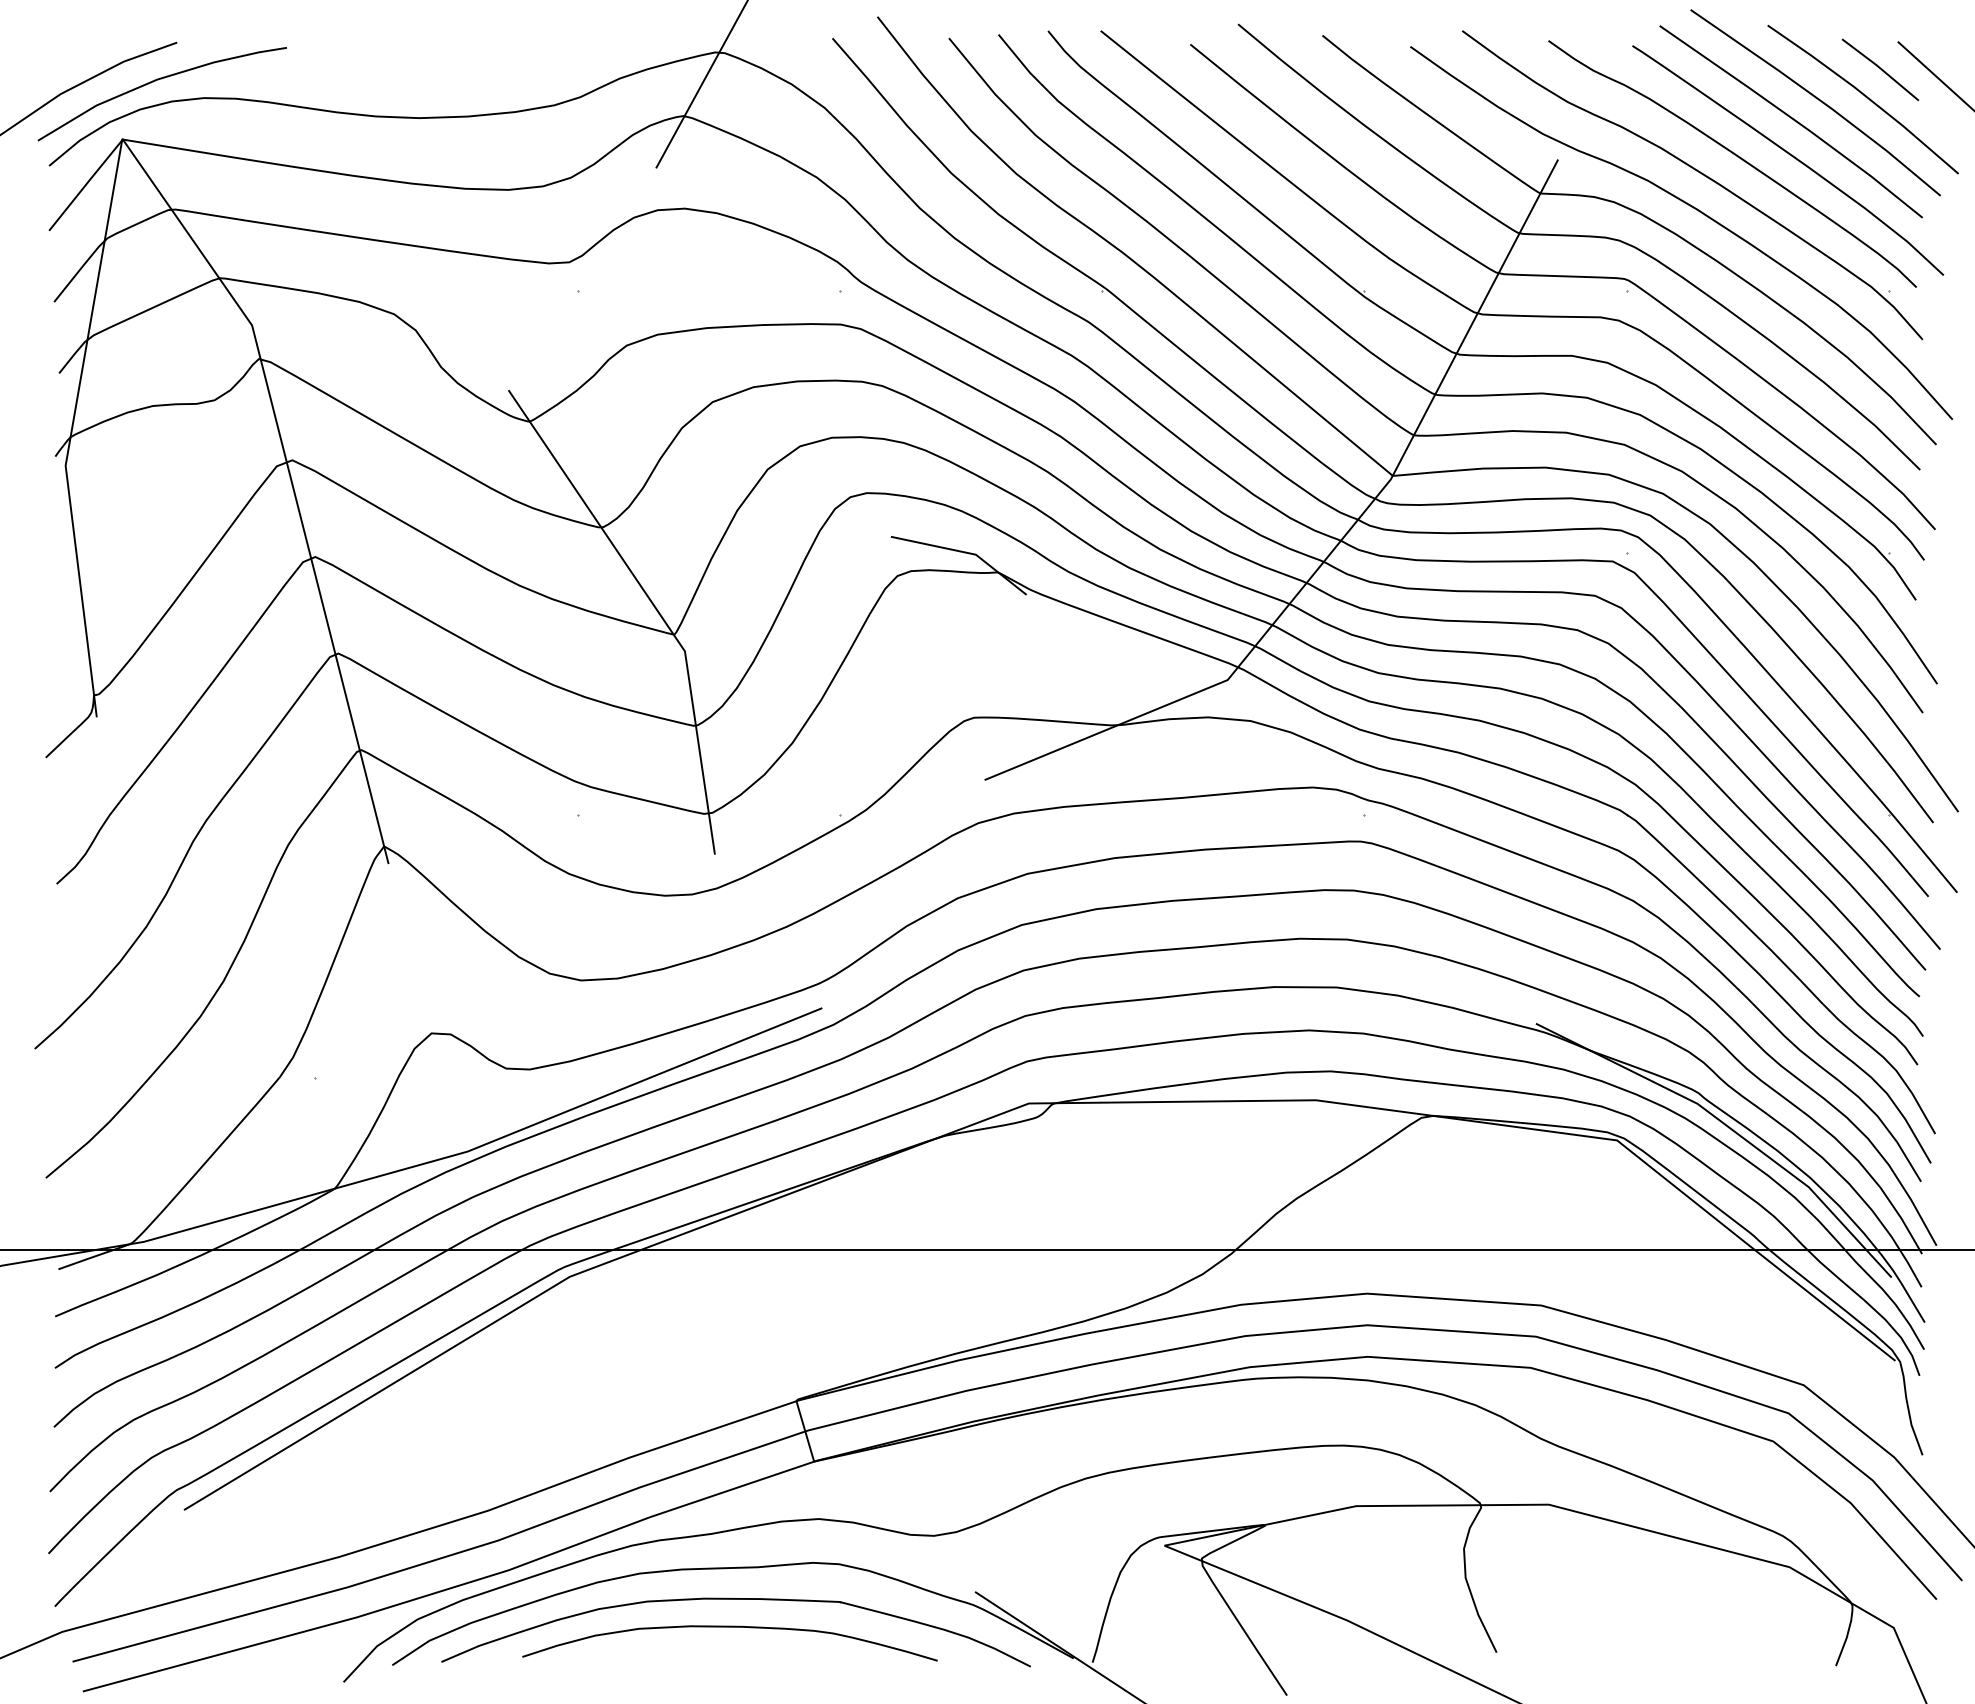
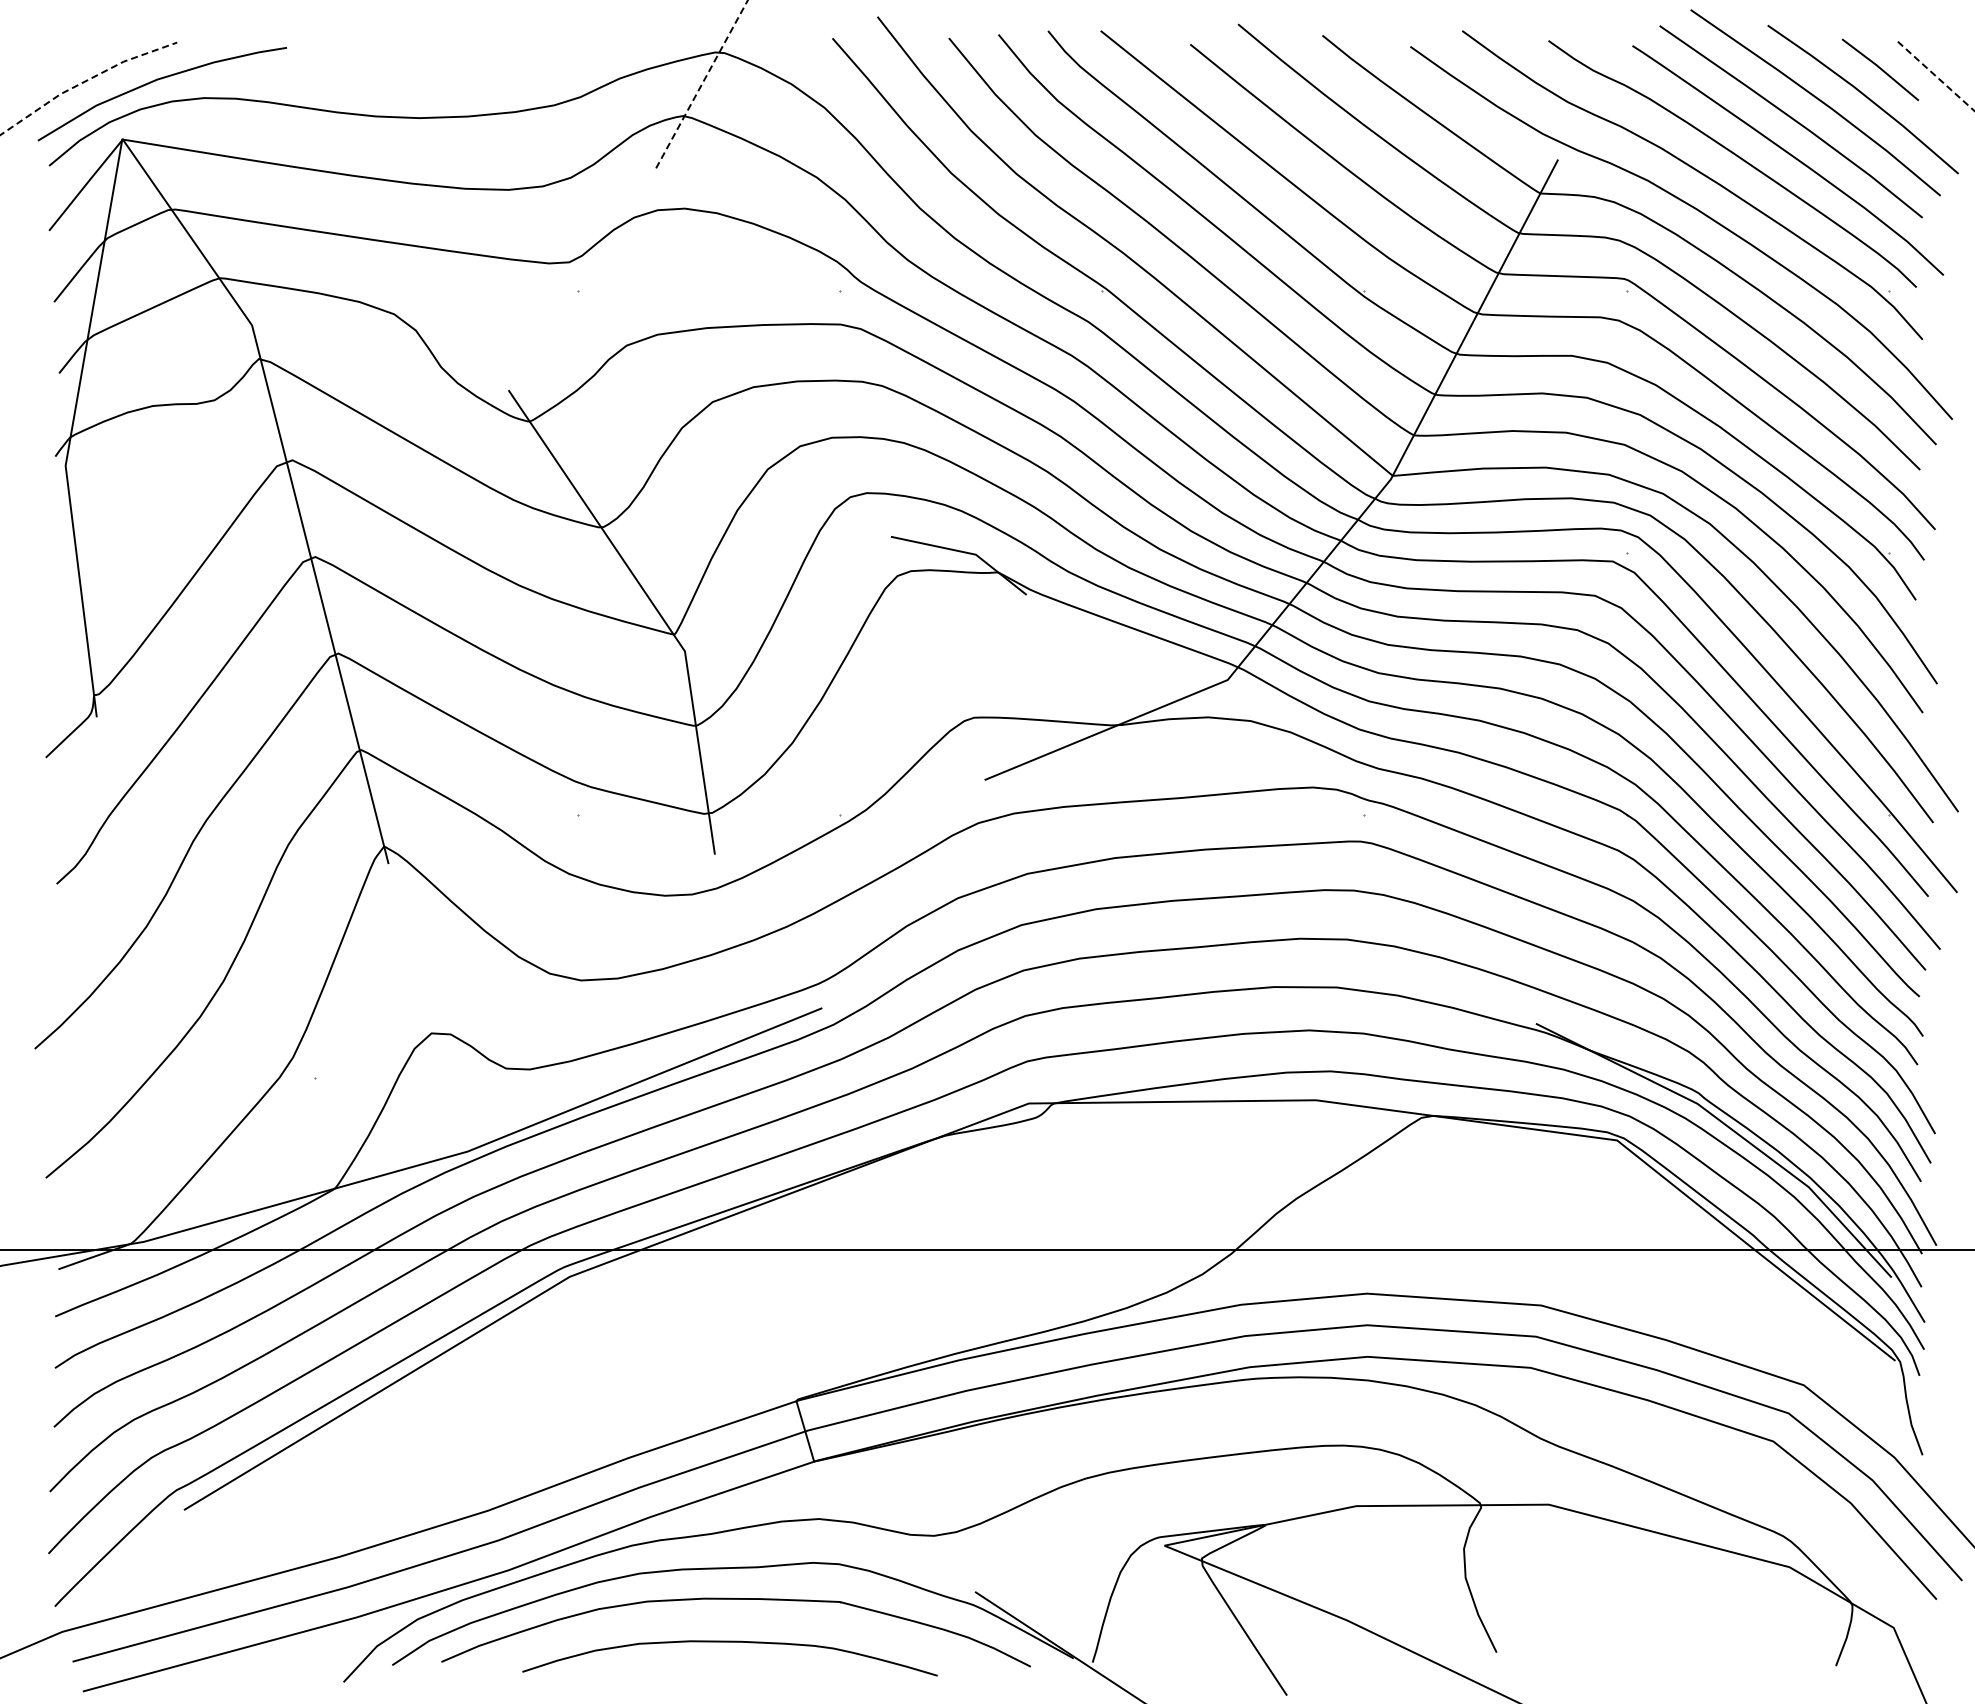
line: solid -> dashed (1936, 76)
line: solid -> dashed (84, 81)
line: solid -> dashed (702, 84)
curve position: (729, 1627) -> (729, 1642) (729, 1642)
